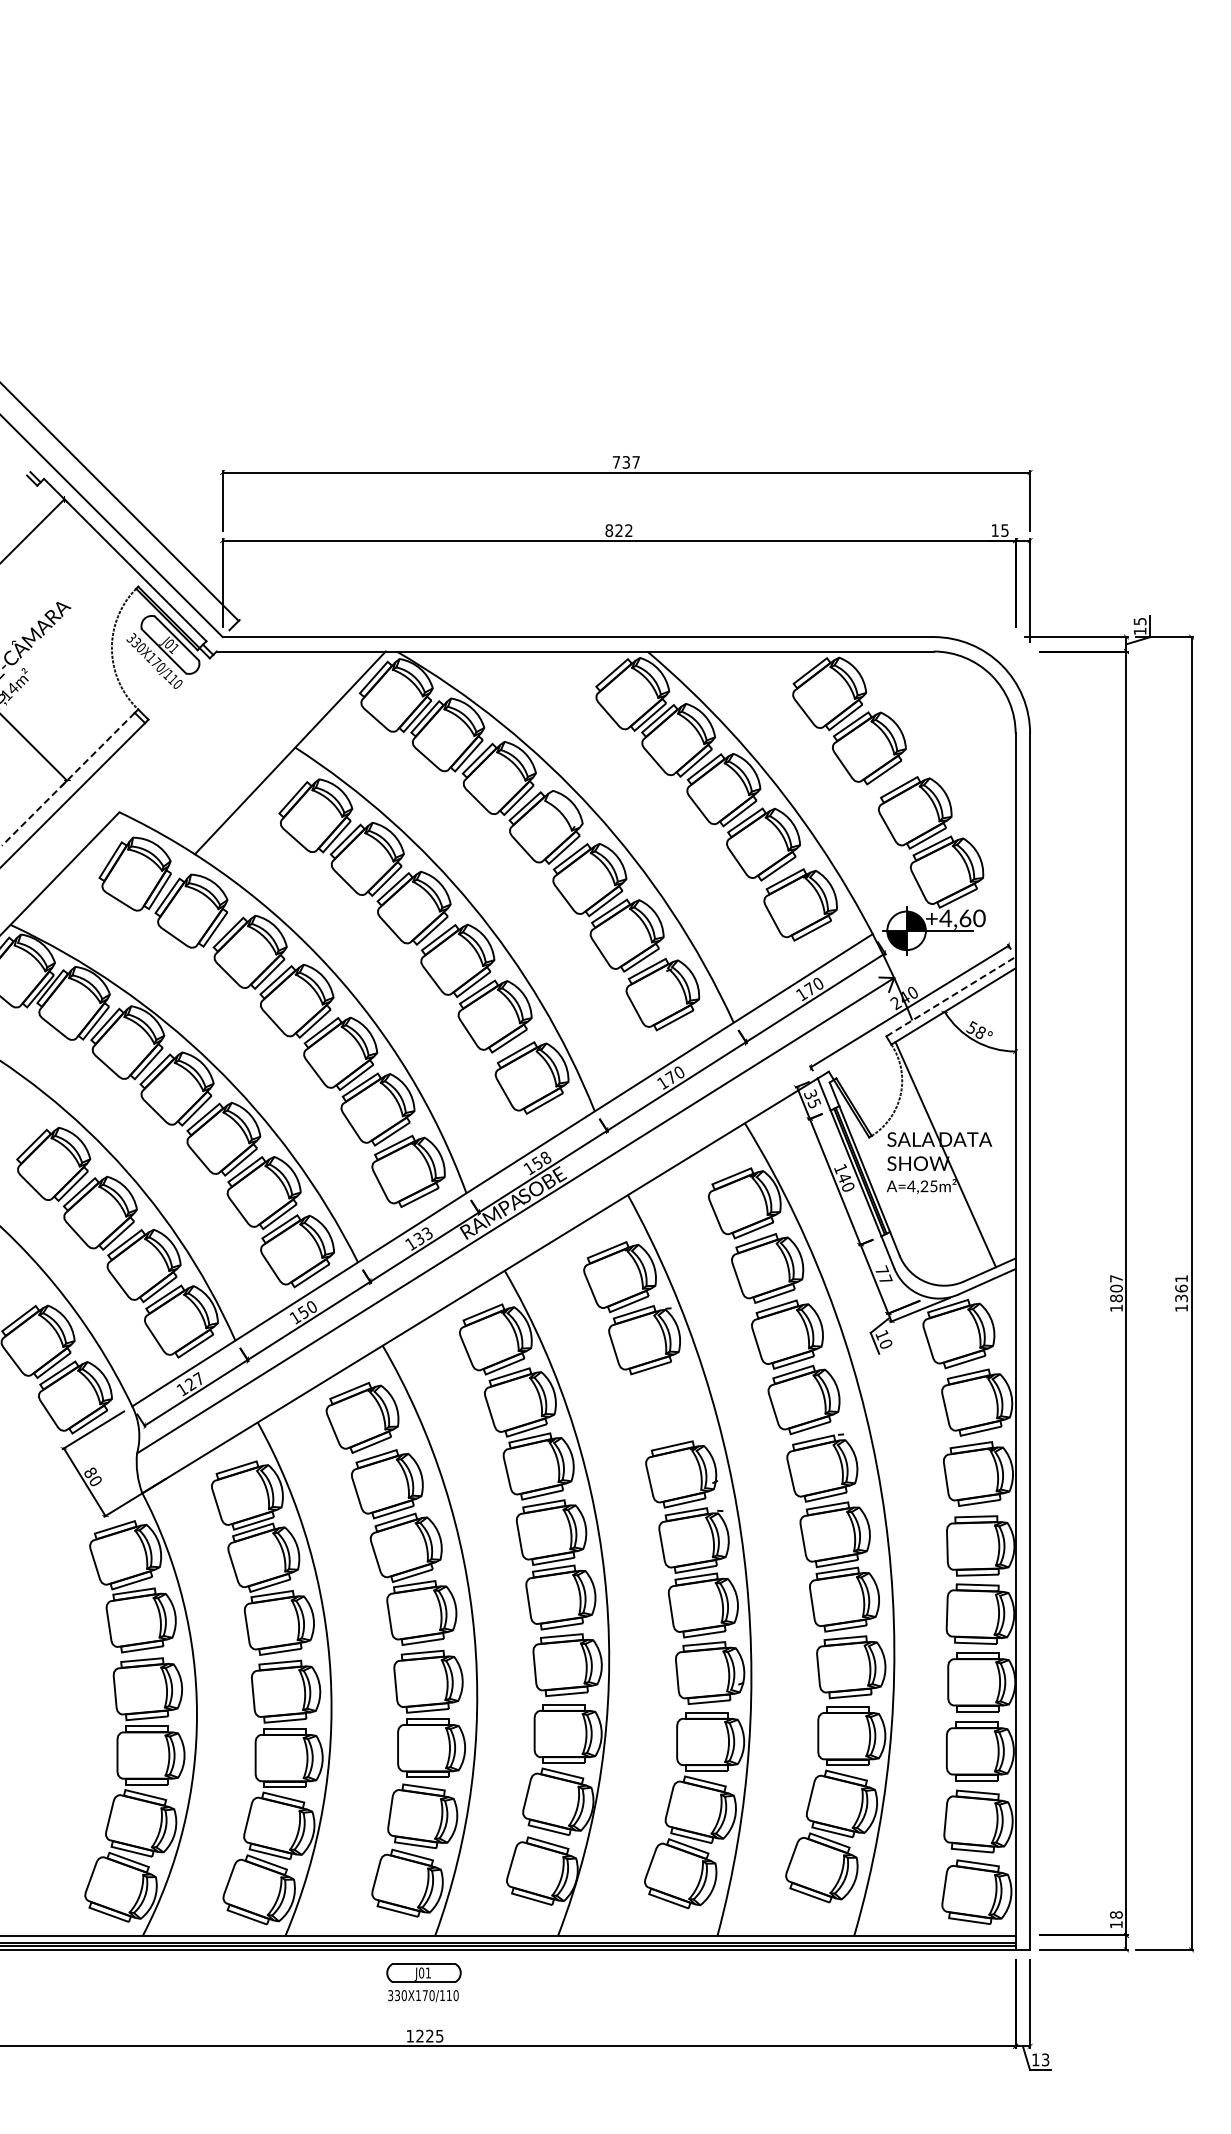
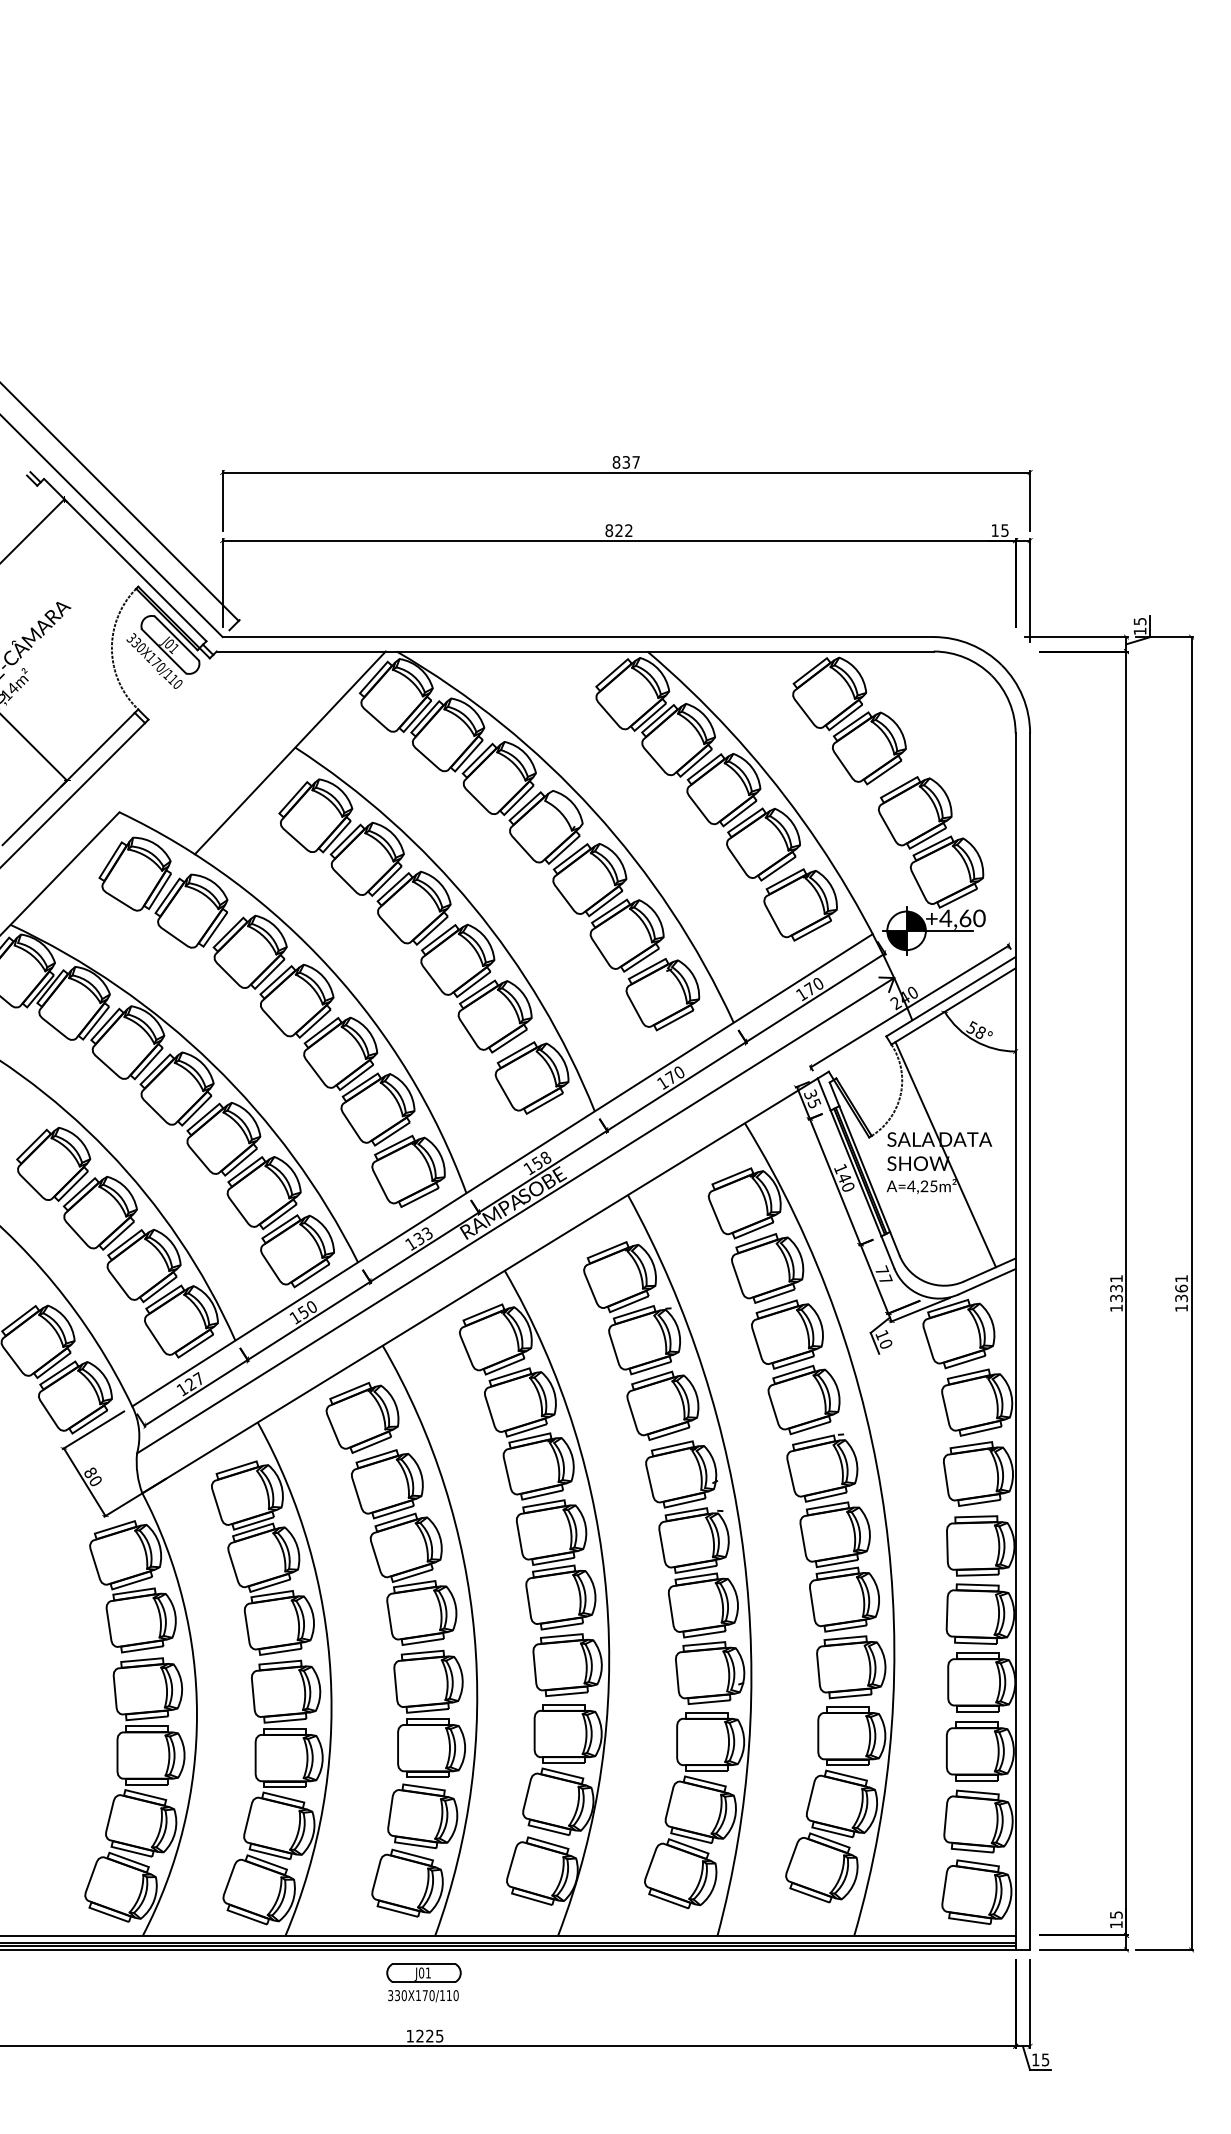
text: 737 -> 837 (616, 462)
line: dashed -> solid (68, 779)
line: dashed -> solid (951, 996)
text: 1807 -> 1331 (1116, 1288)
part: none -> present (662, 1405)
text: 18 -> 15 (1116, 1914)
text: 13 -> 15 (1045, 2059)
